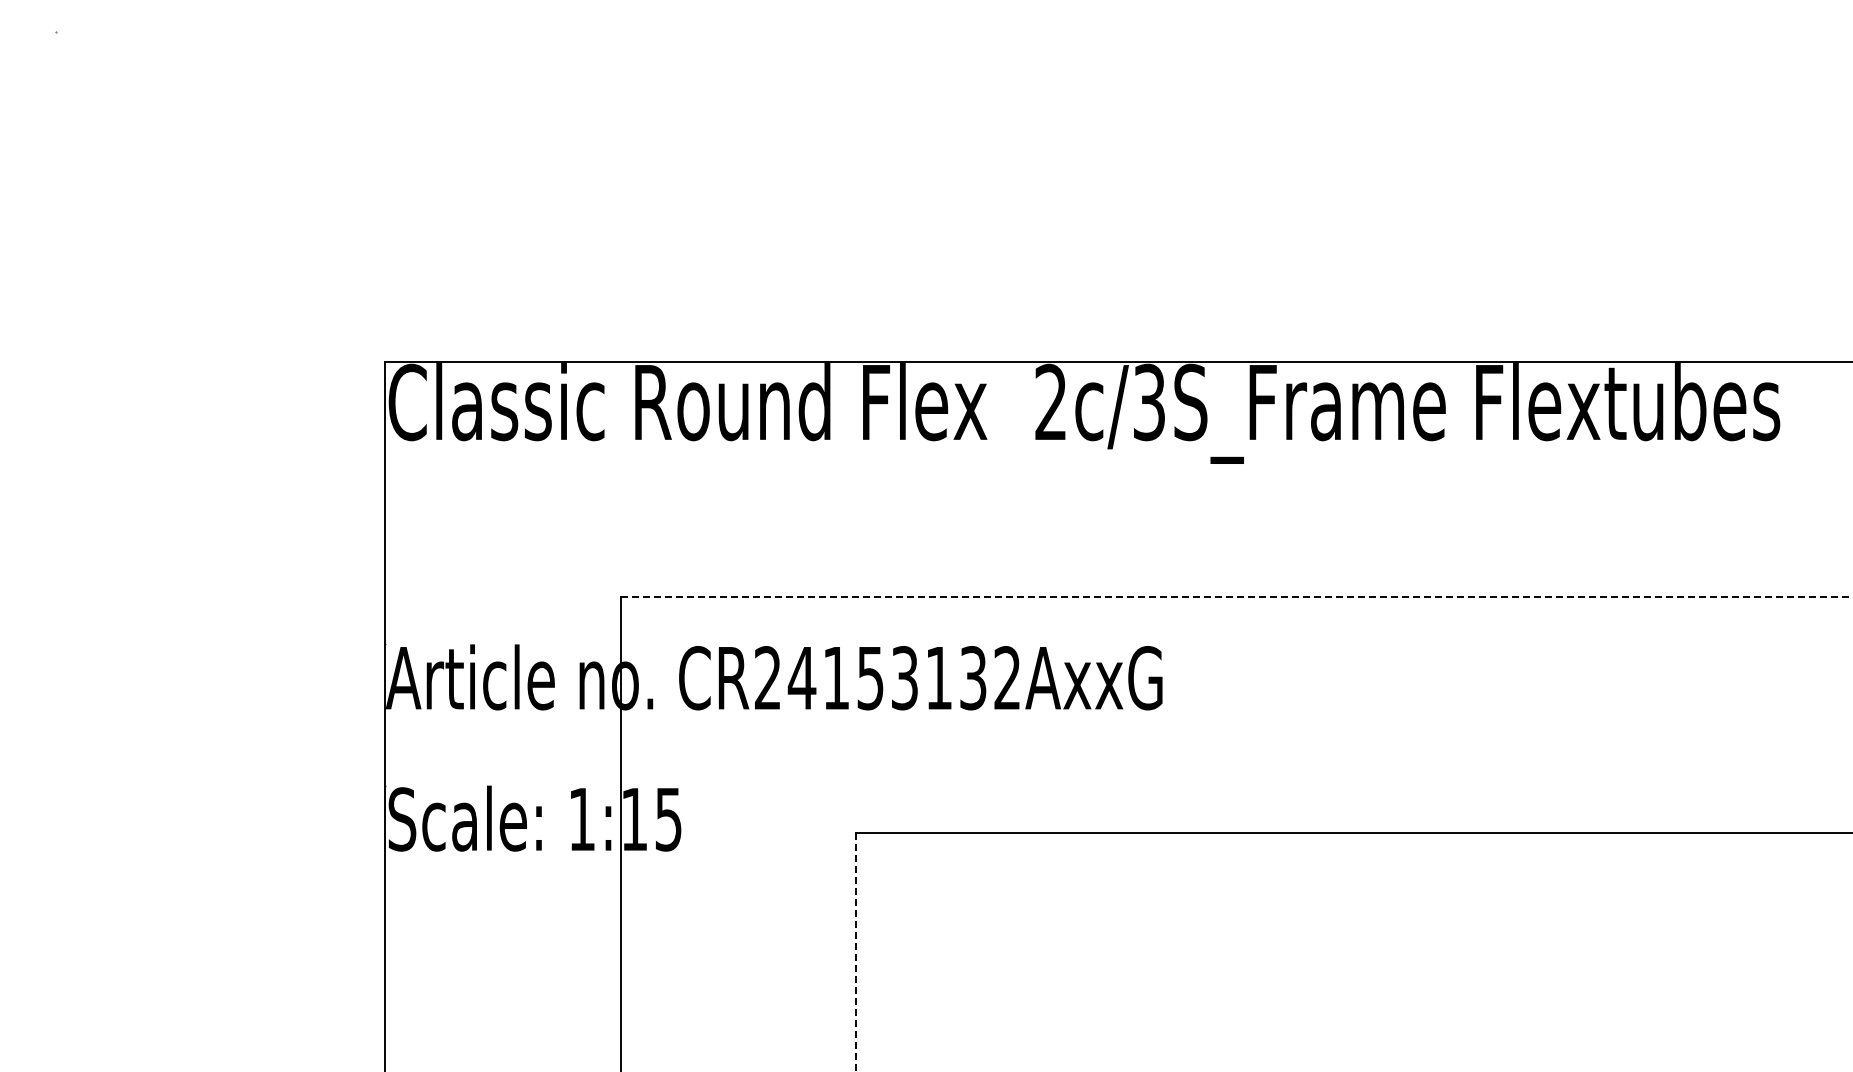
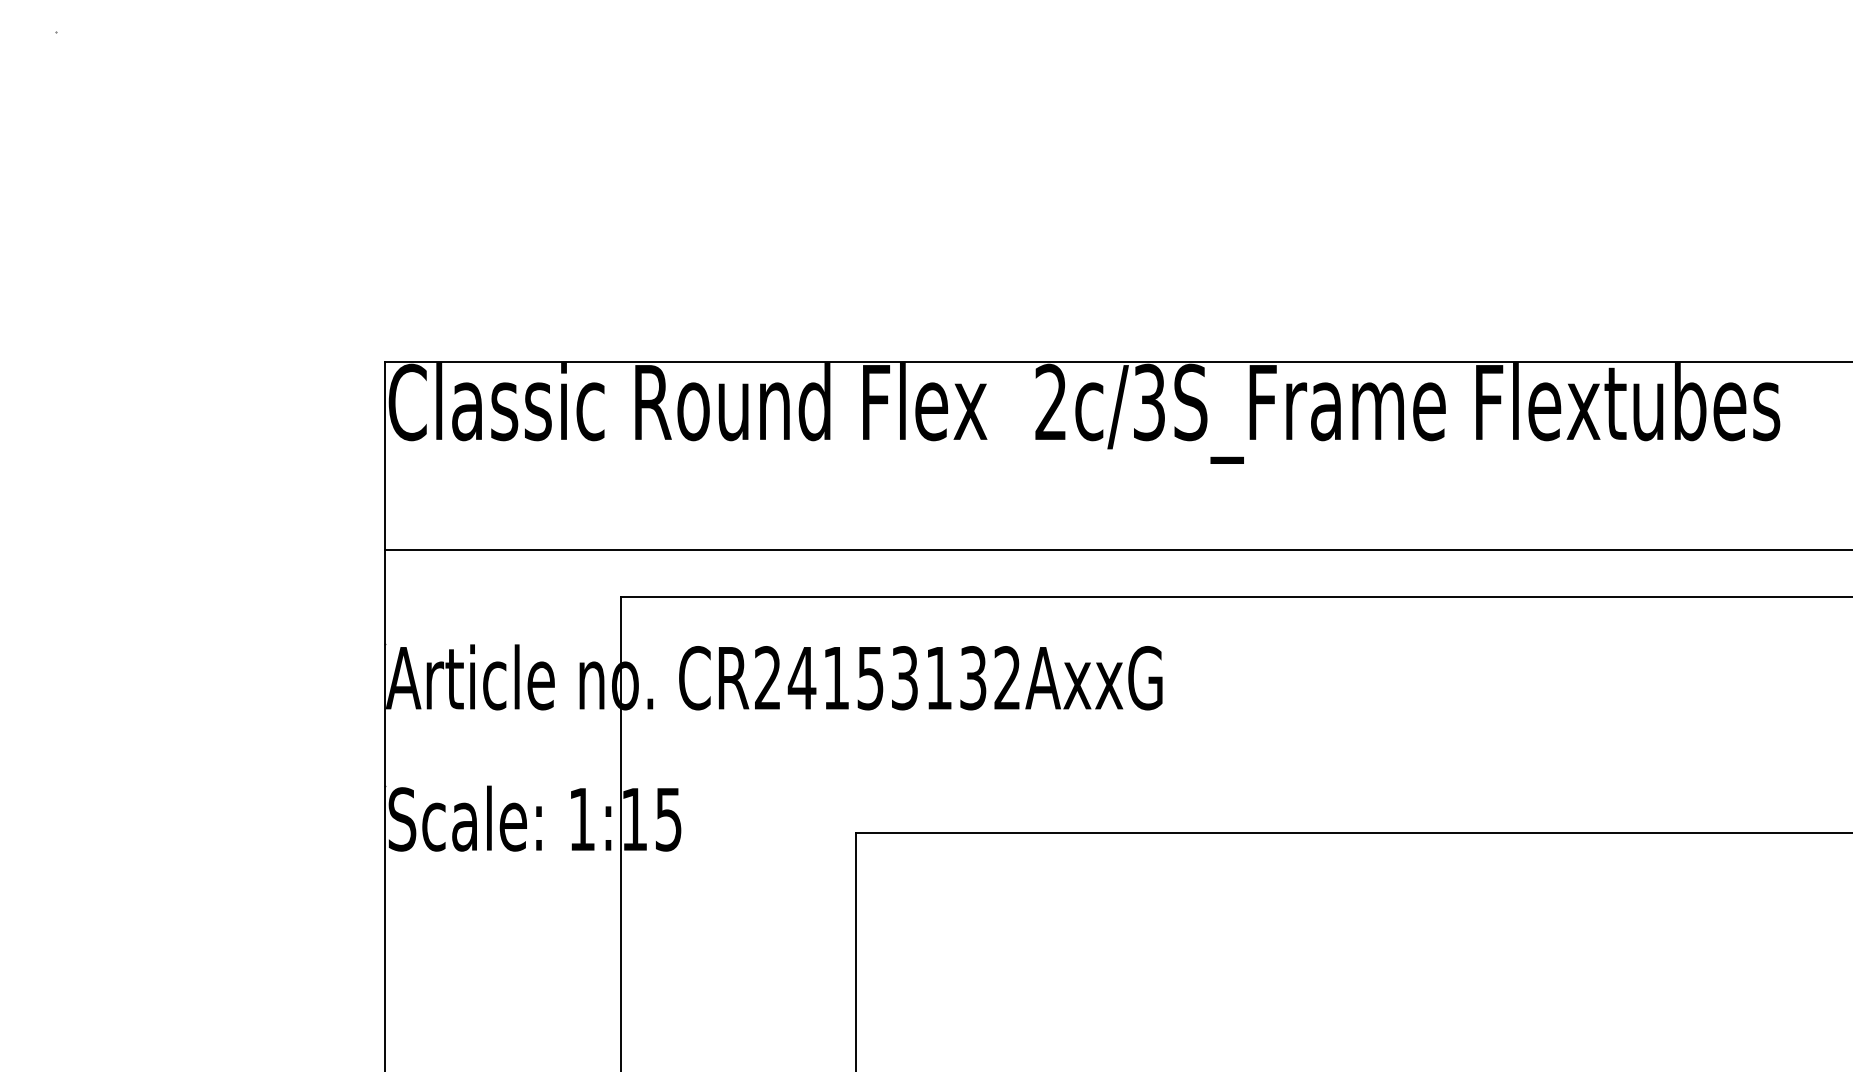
line: none -> present (1117, 550)
line: dashed -> solid (1236, 597)
line: dashed -> solid (855, 952)
